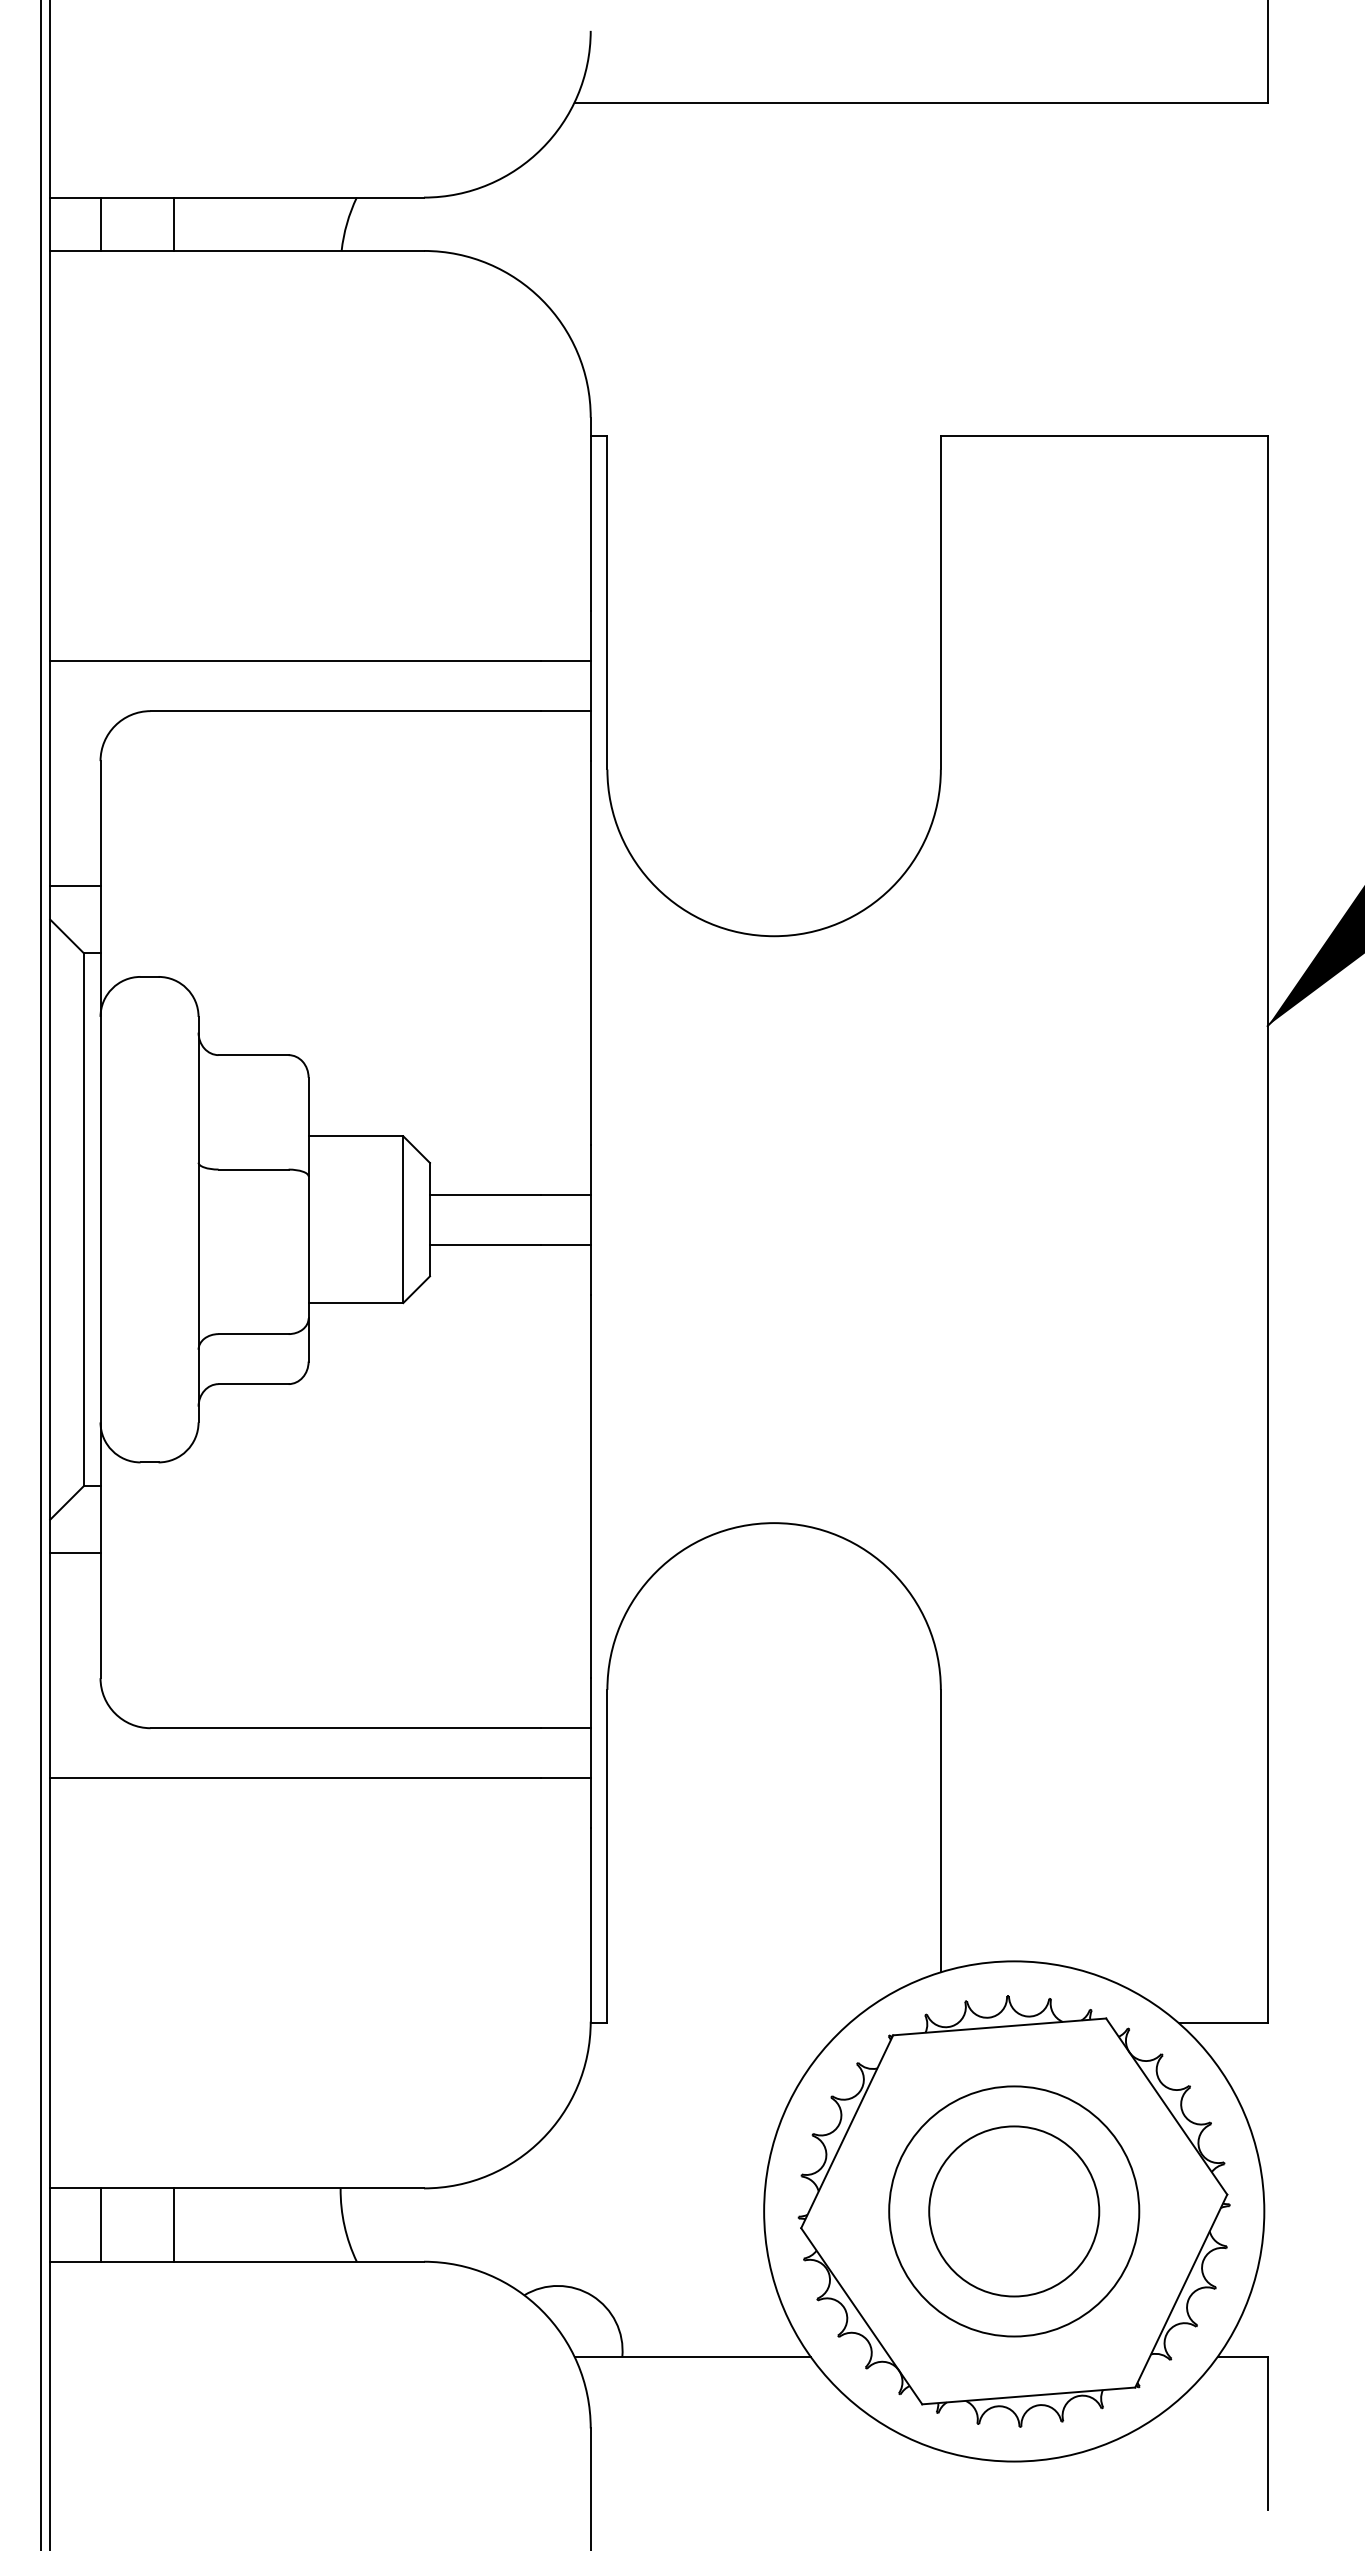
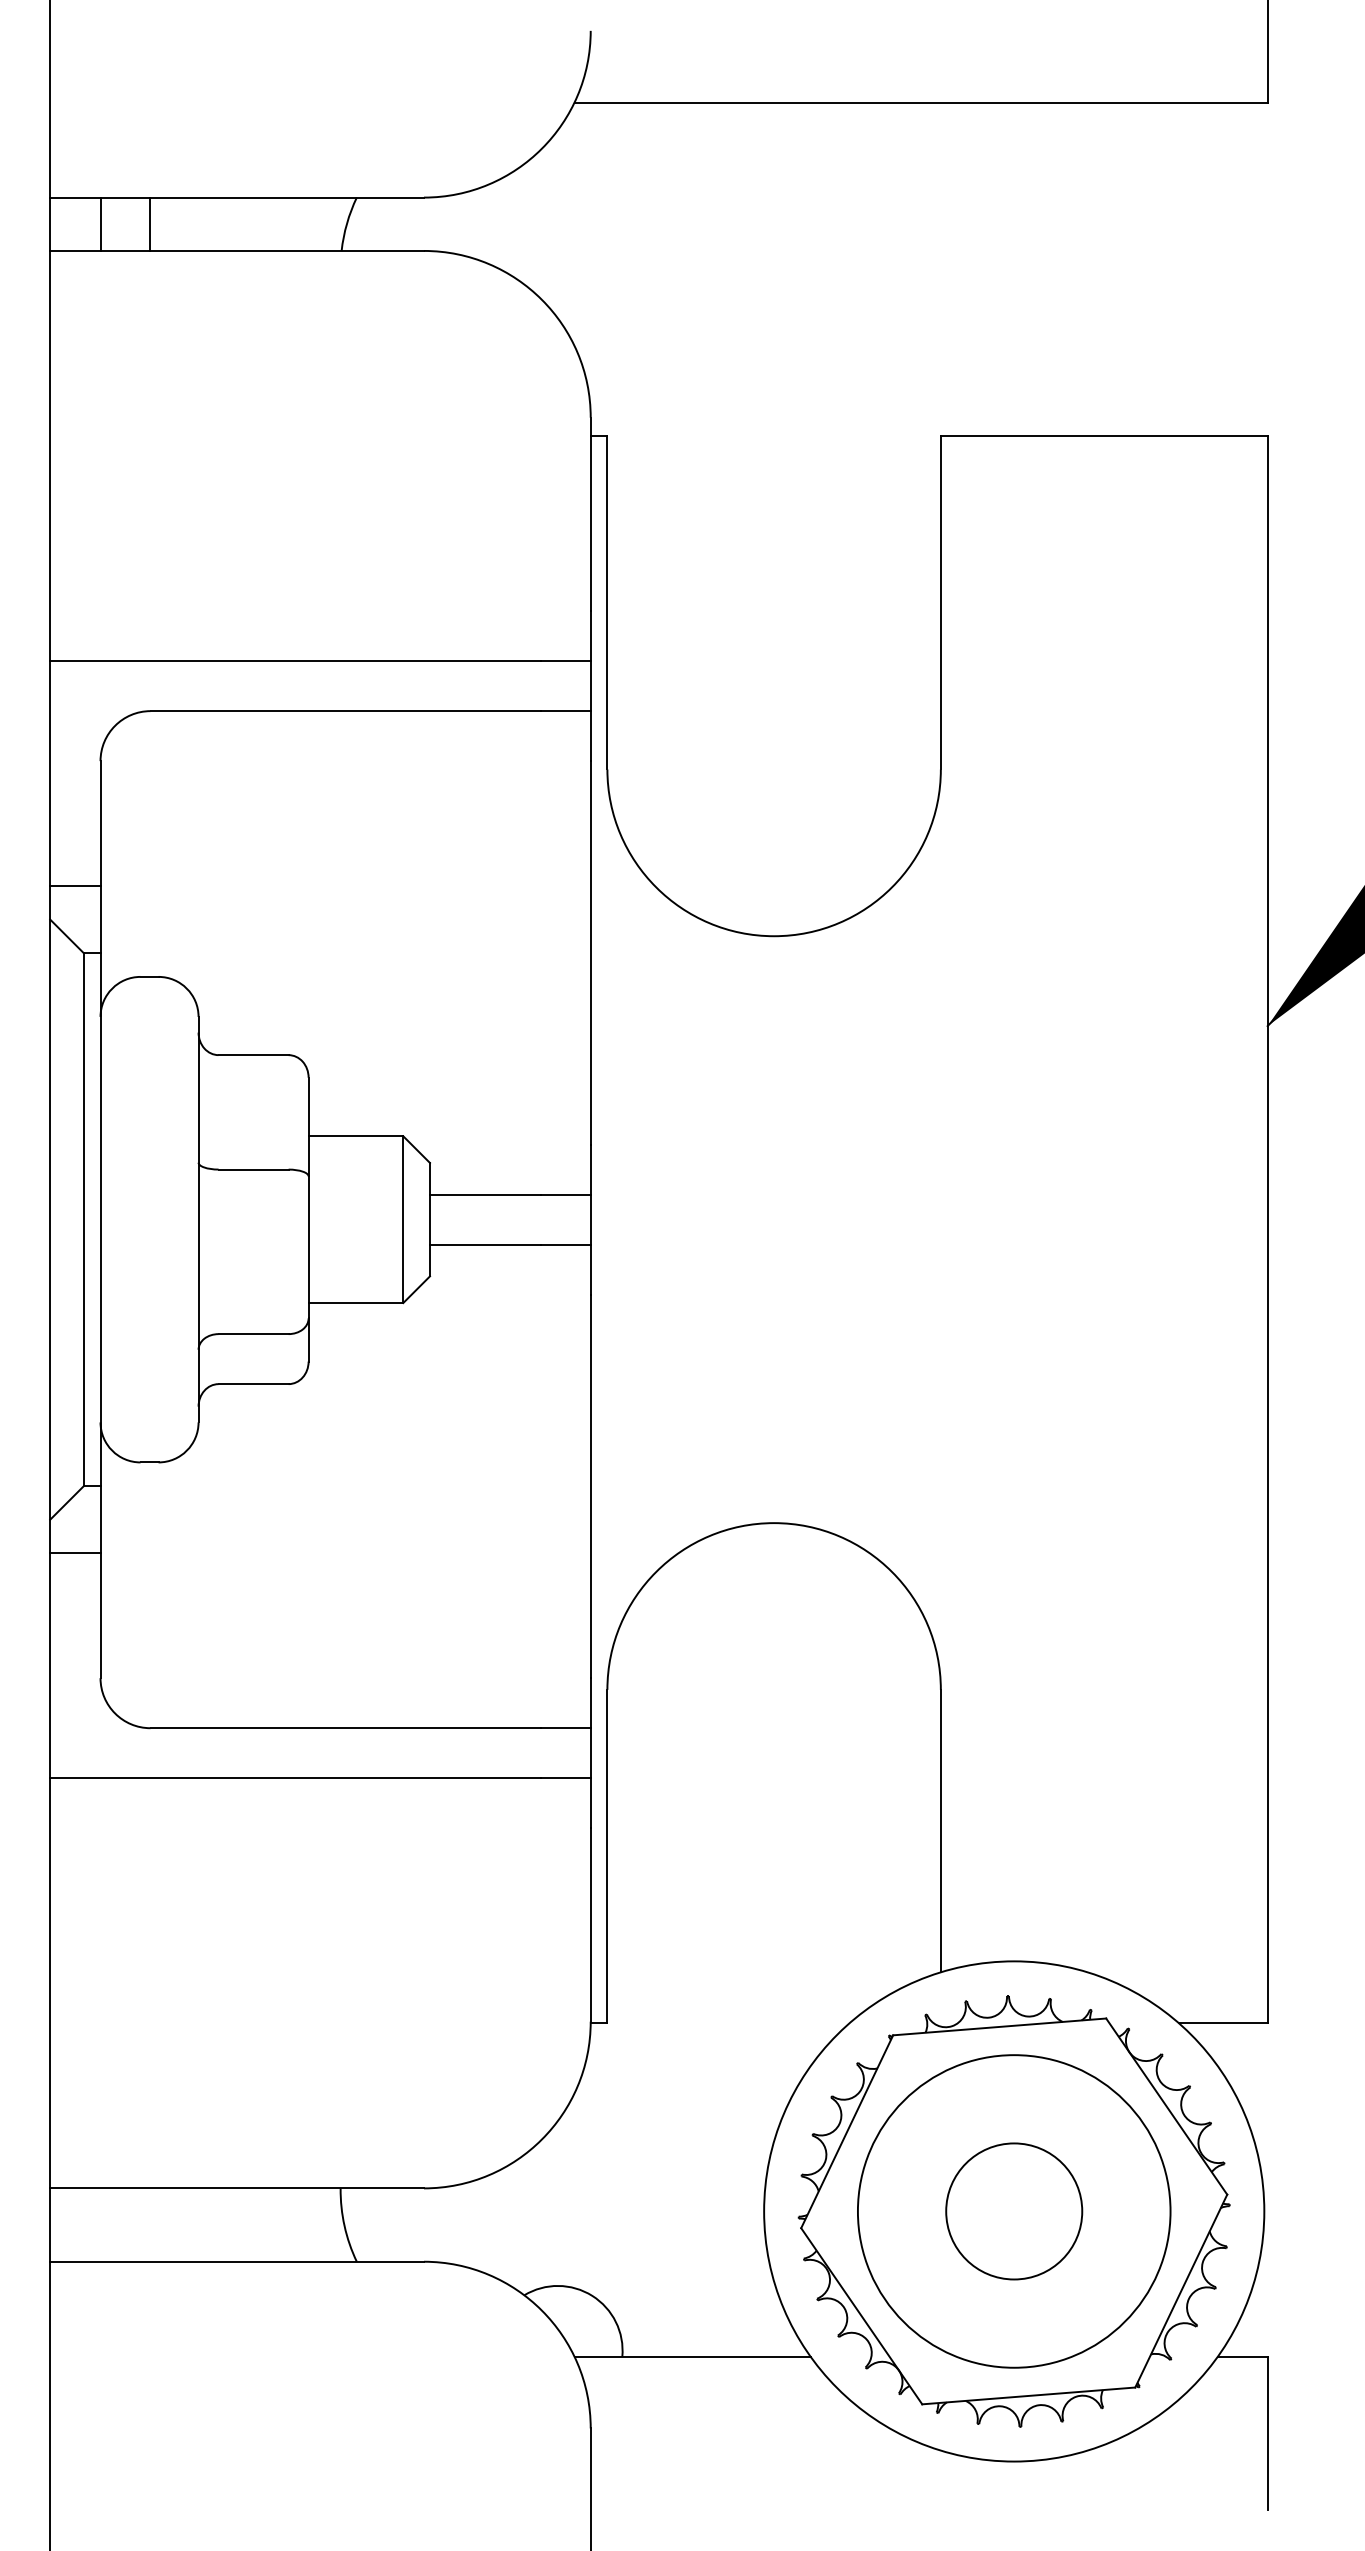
line position: (173, 223) -> (149, 223) (149, 223)
line: present -> none (40, 1274)
circle diameter: 170 px -> 136 px (1014, 2211)
circle diameter: 250 px -> 313 px (1013, 2211)
line: present -> none (100, 2224)
line: present -> none (173, 2224)
